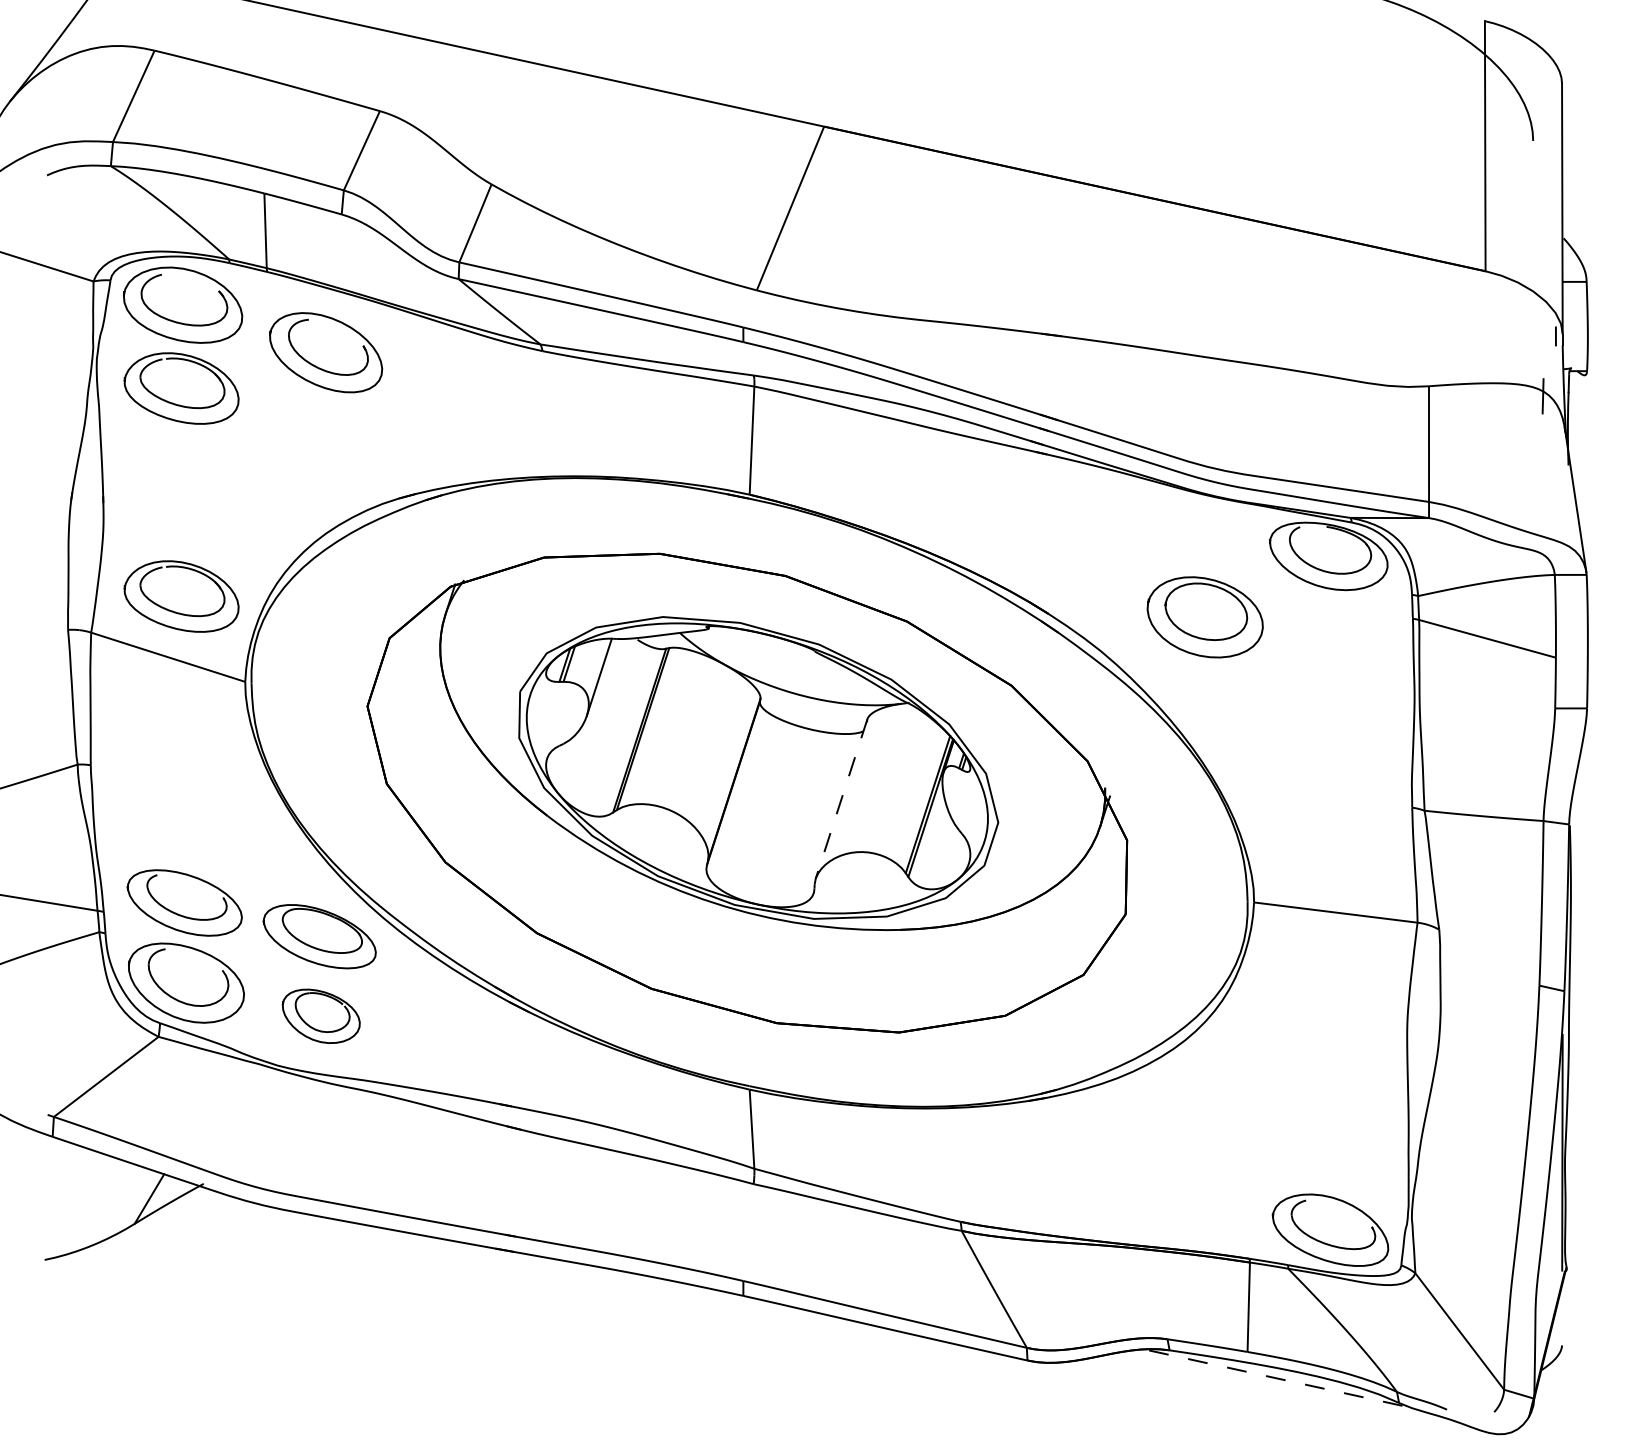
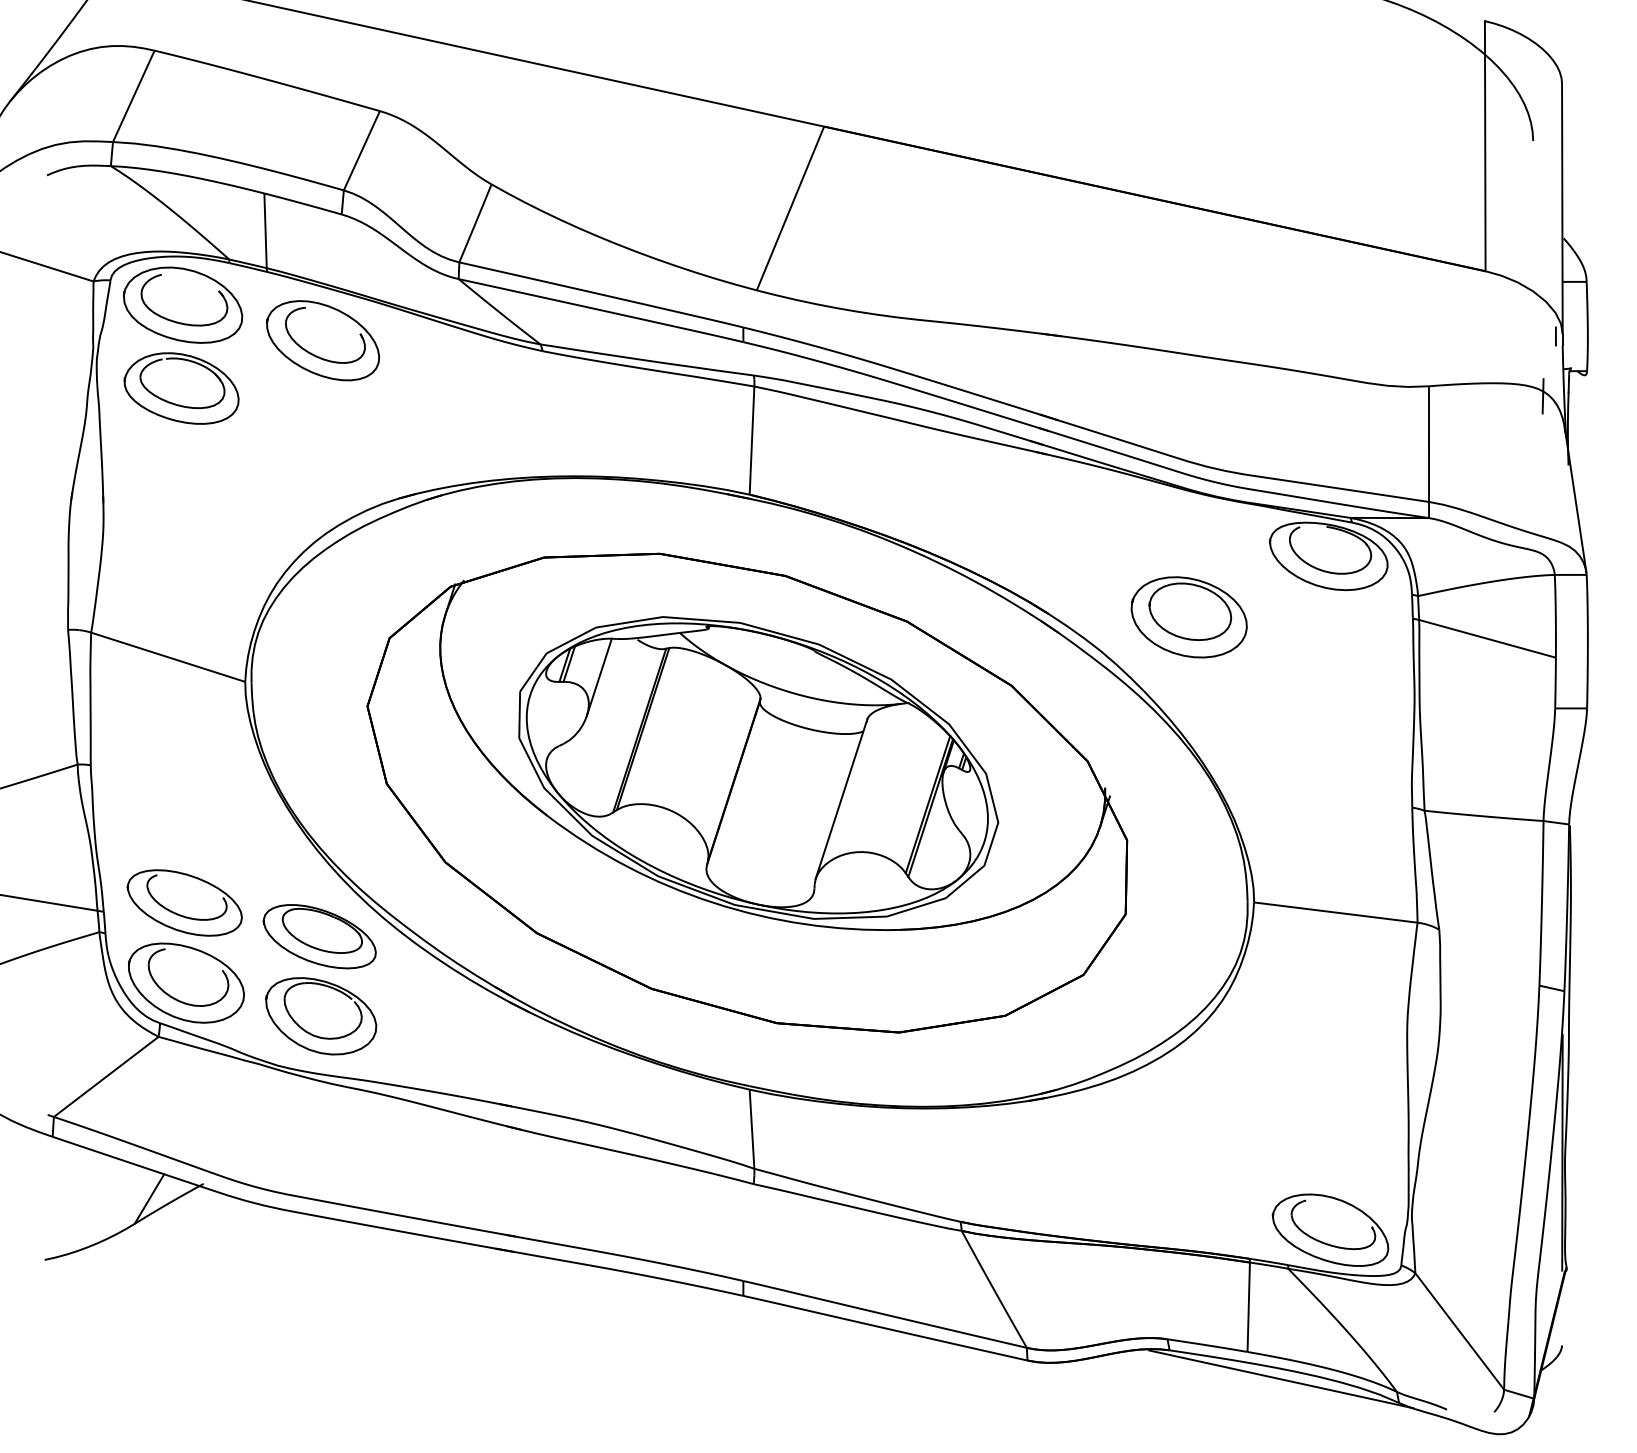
part position: (326, 352) -> (323, 340) (323, 340)
part: present -> none (181, 596)
part position: (1204, 617) -> (1188, 617) (1188, 617)
line: dashed -> solid (841, 799)
part size: 80x56 px -> 113x79 px (321, 1016)
line: dashed -> solid (1281, 1379)
